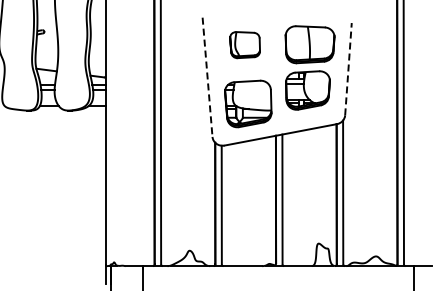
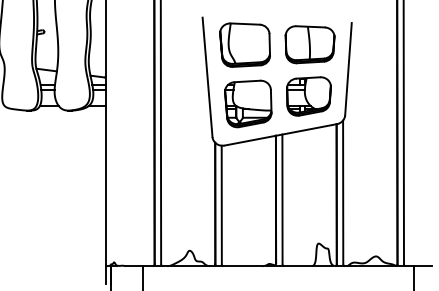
part size: 32x29 px -> 52x46 px (244, 44)
line: dashed -> solid (348, 68)
line: dashed -> solid (207, 77)
part position: (307, 90) -> (308, 96) (308, 96)
